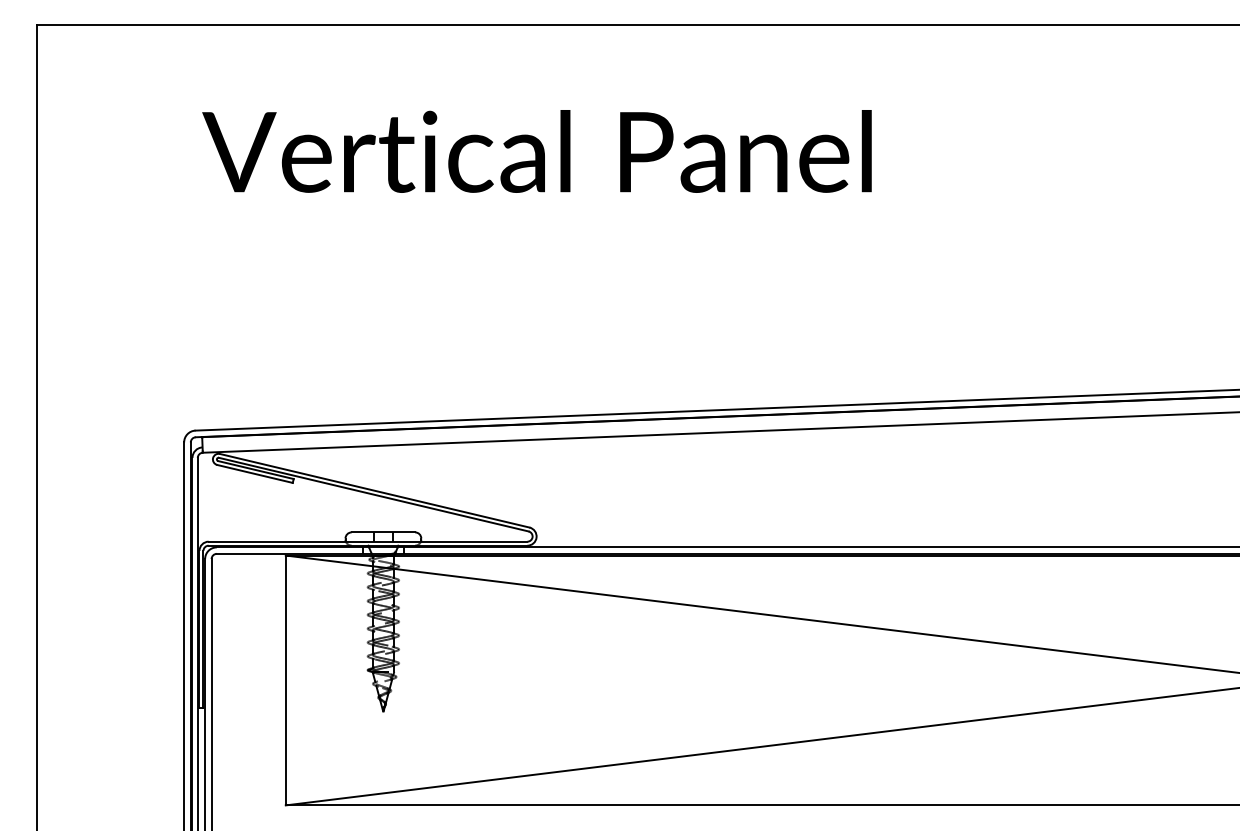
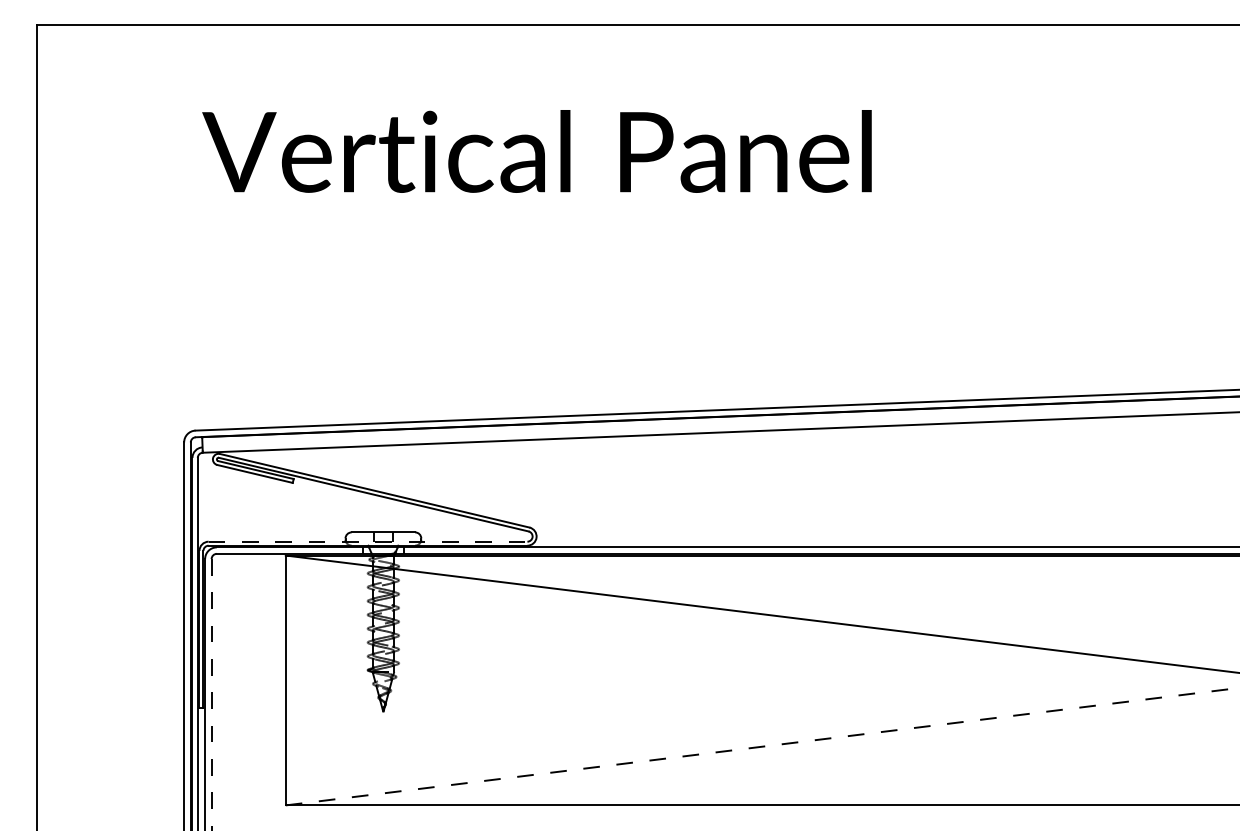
line: solid -> dashed (368, 541)
line: solid -> dashed (211, 694)
line: solid -> dashed (762, 746)
